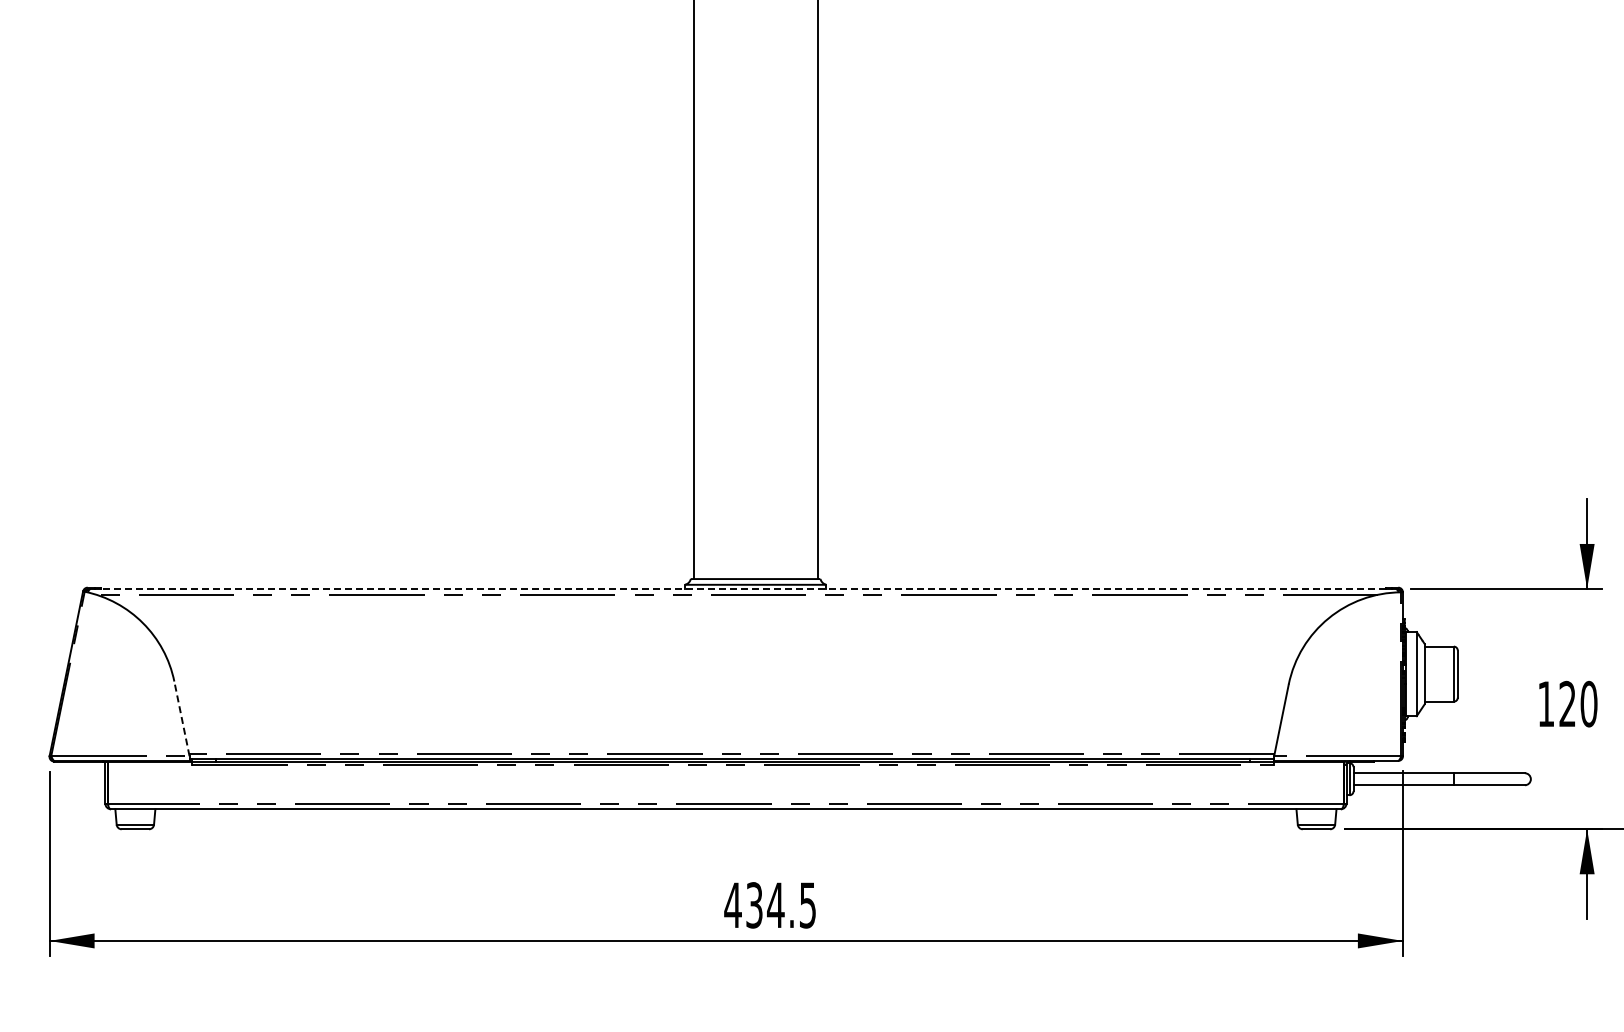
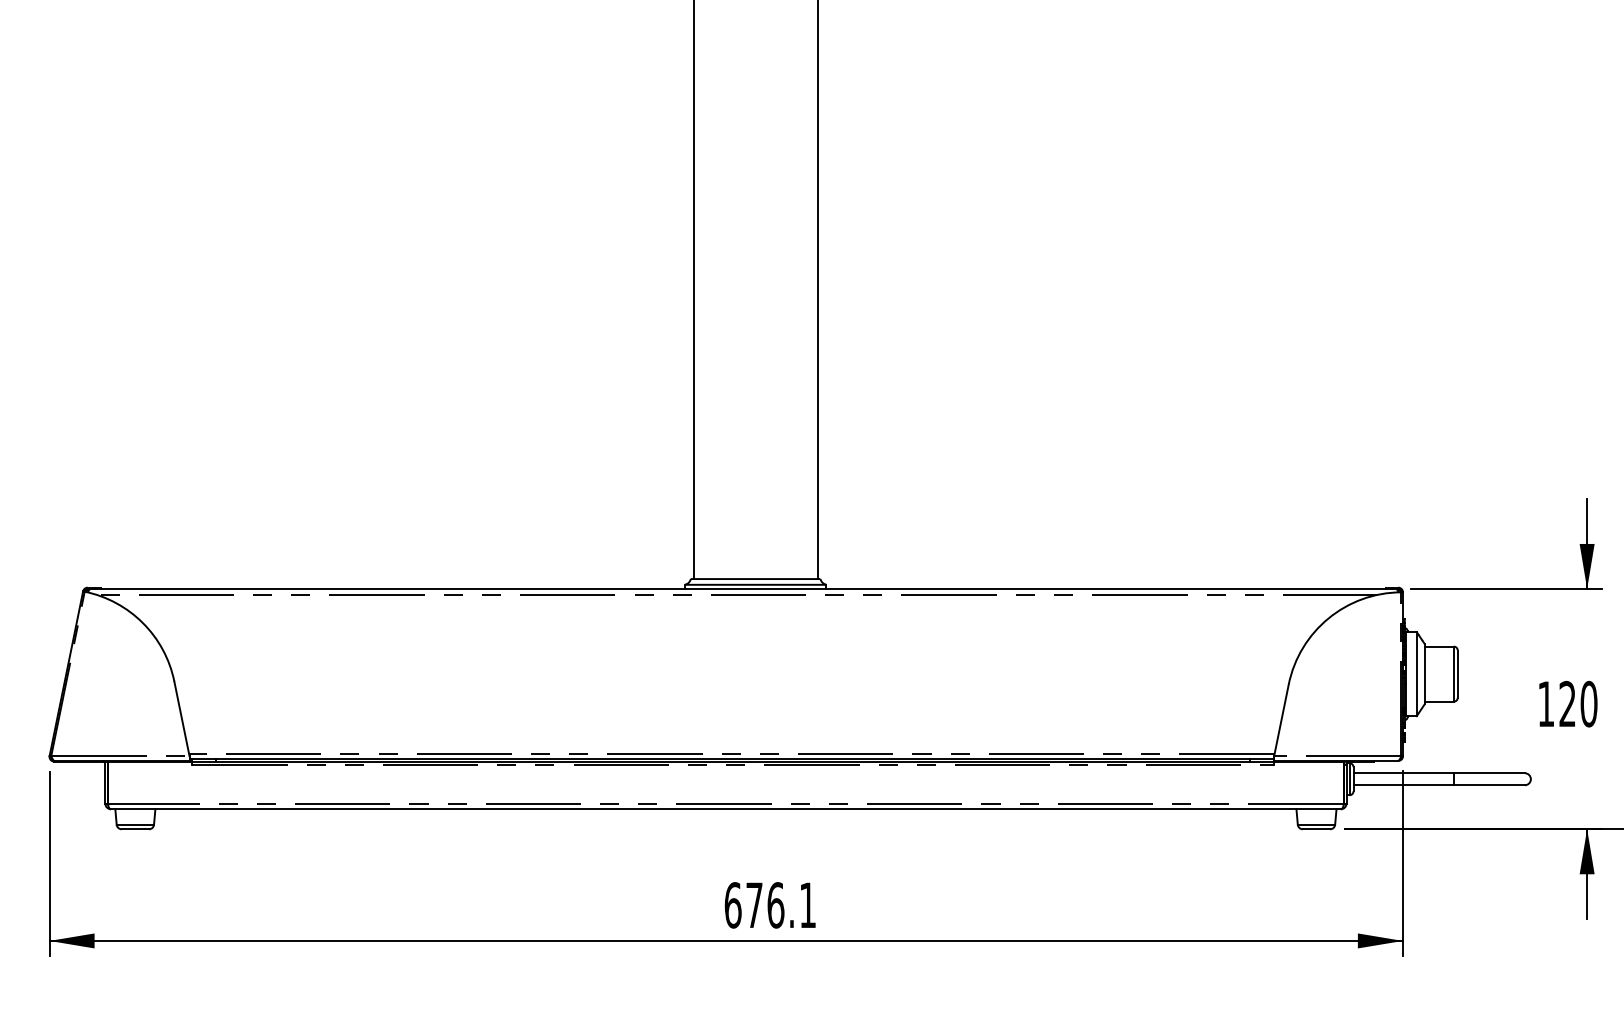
line: dashed -> solid (742, 589)
line: dashed -> solid (181, 718)
text: 434.5 -> 676.1 (769, 905)
